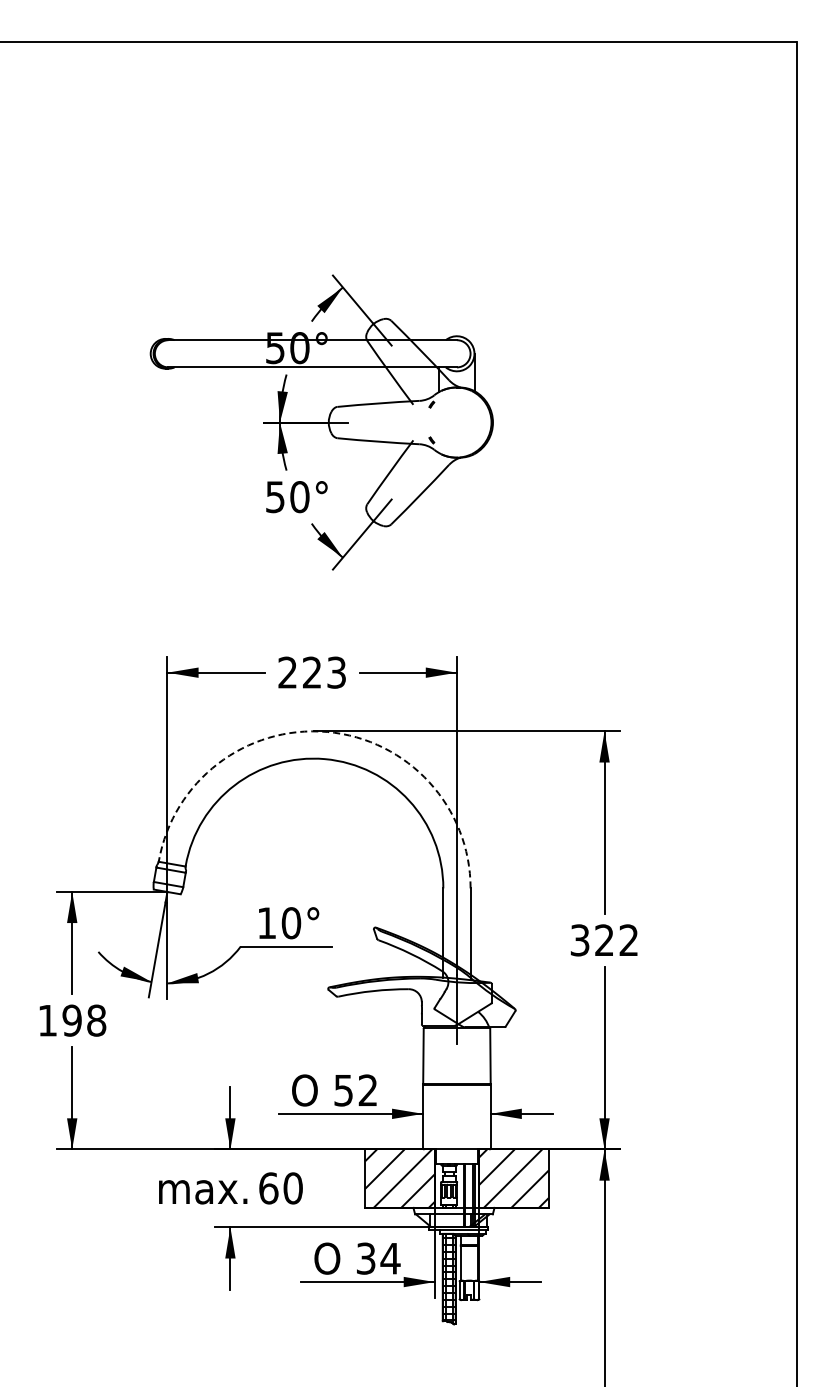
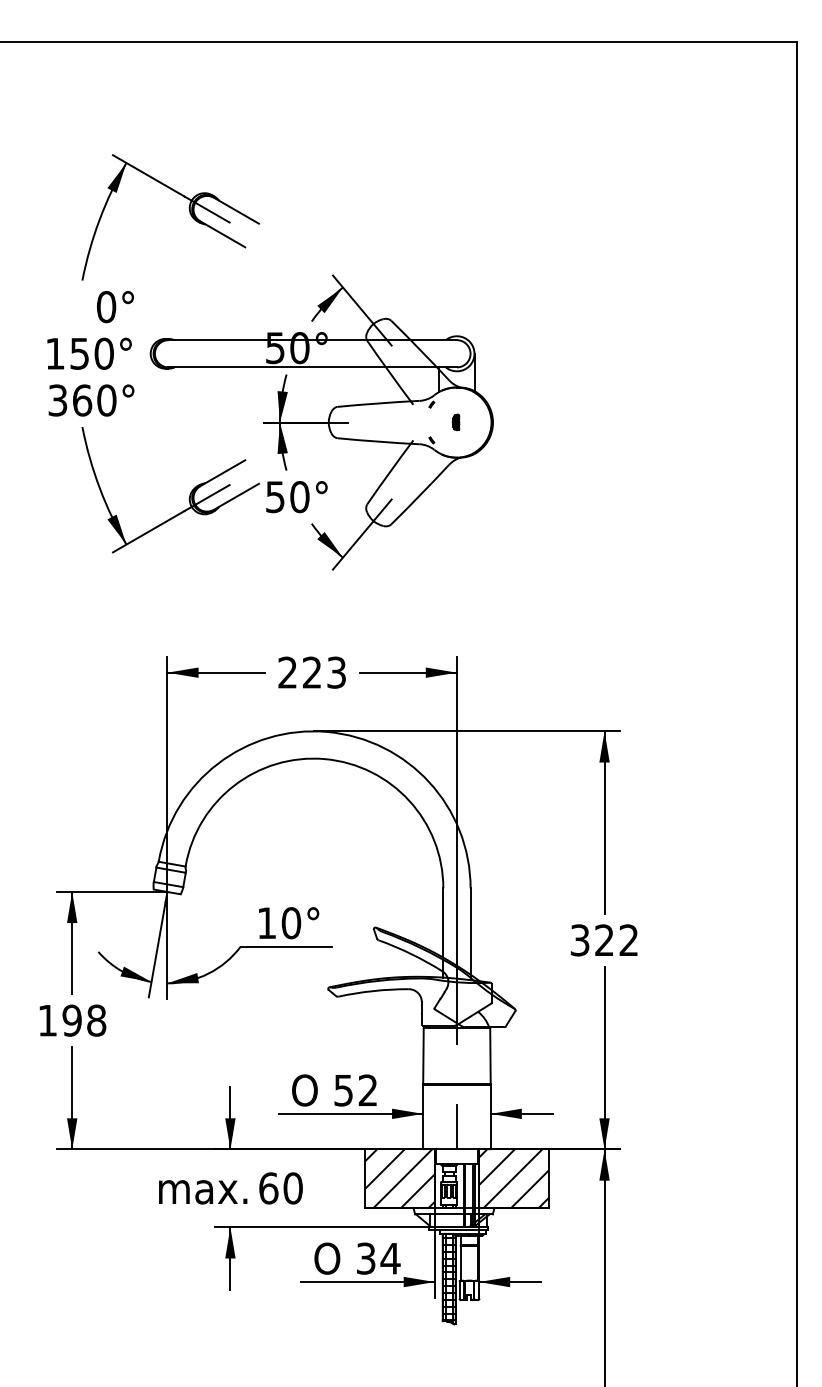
part: none -> present (131, 347)
part: none -> present (455, 422)
arc: dashed -> solid (327, 731)
line: none -> present (456, 1127)
